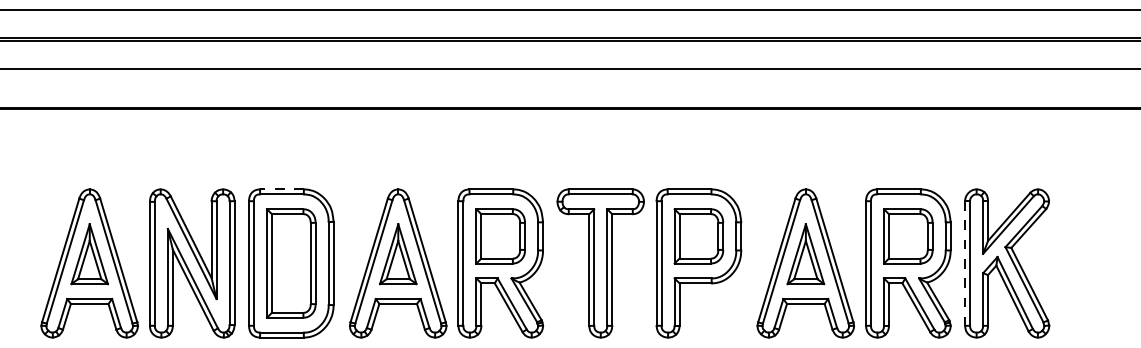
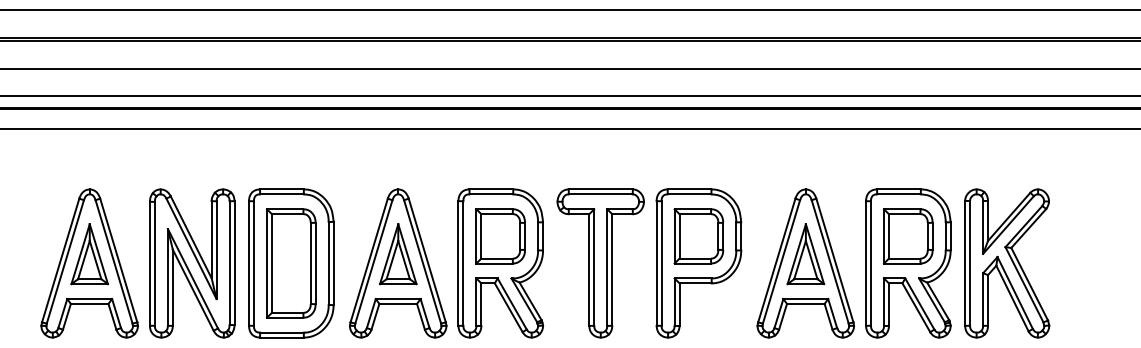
line: none -> present (569, 96)
line: none -> present (569, 129)
line: dashed -> solid (281, 189)
line: dashed -> solid (965, 263)
